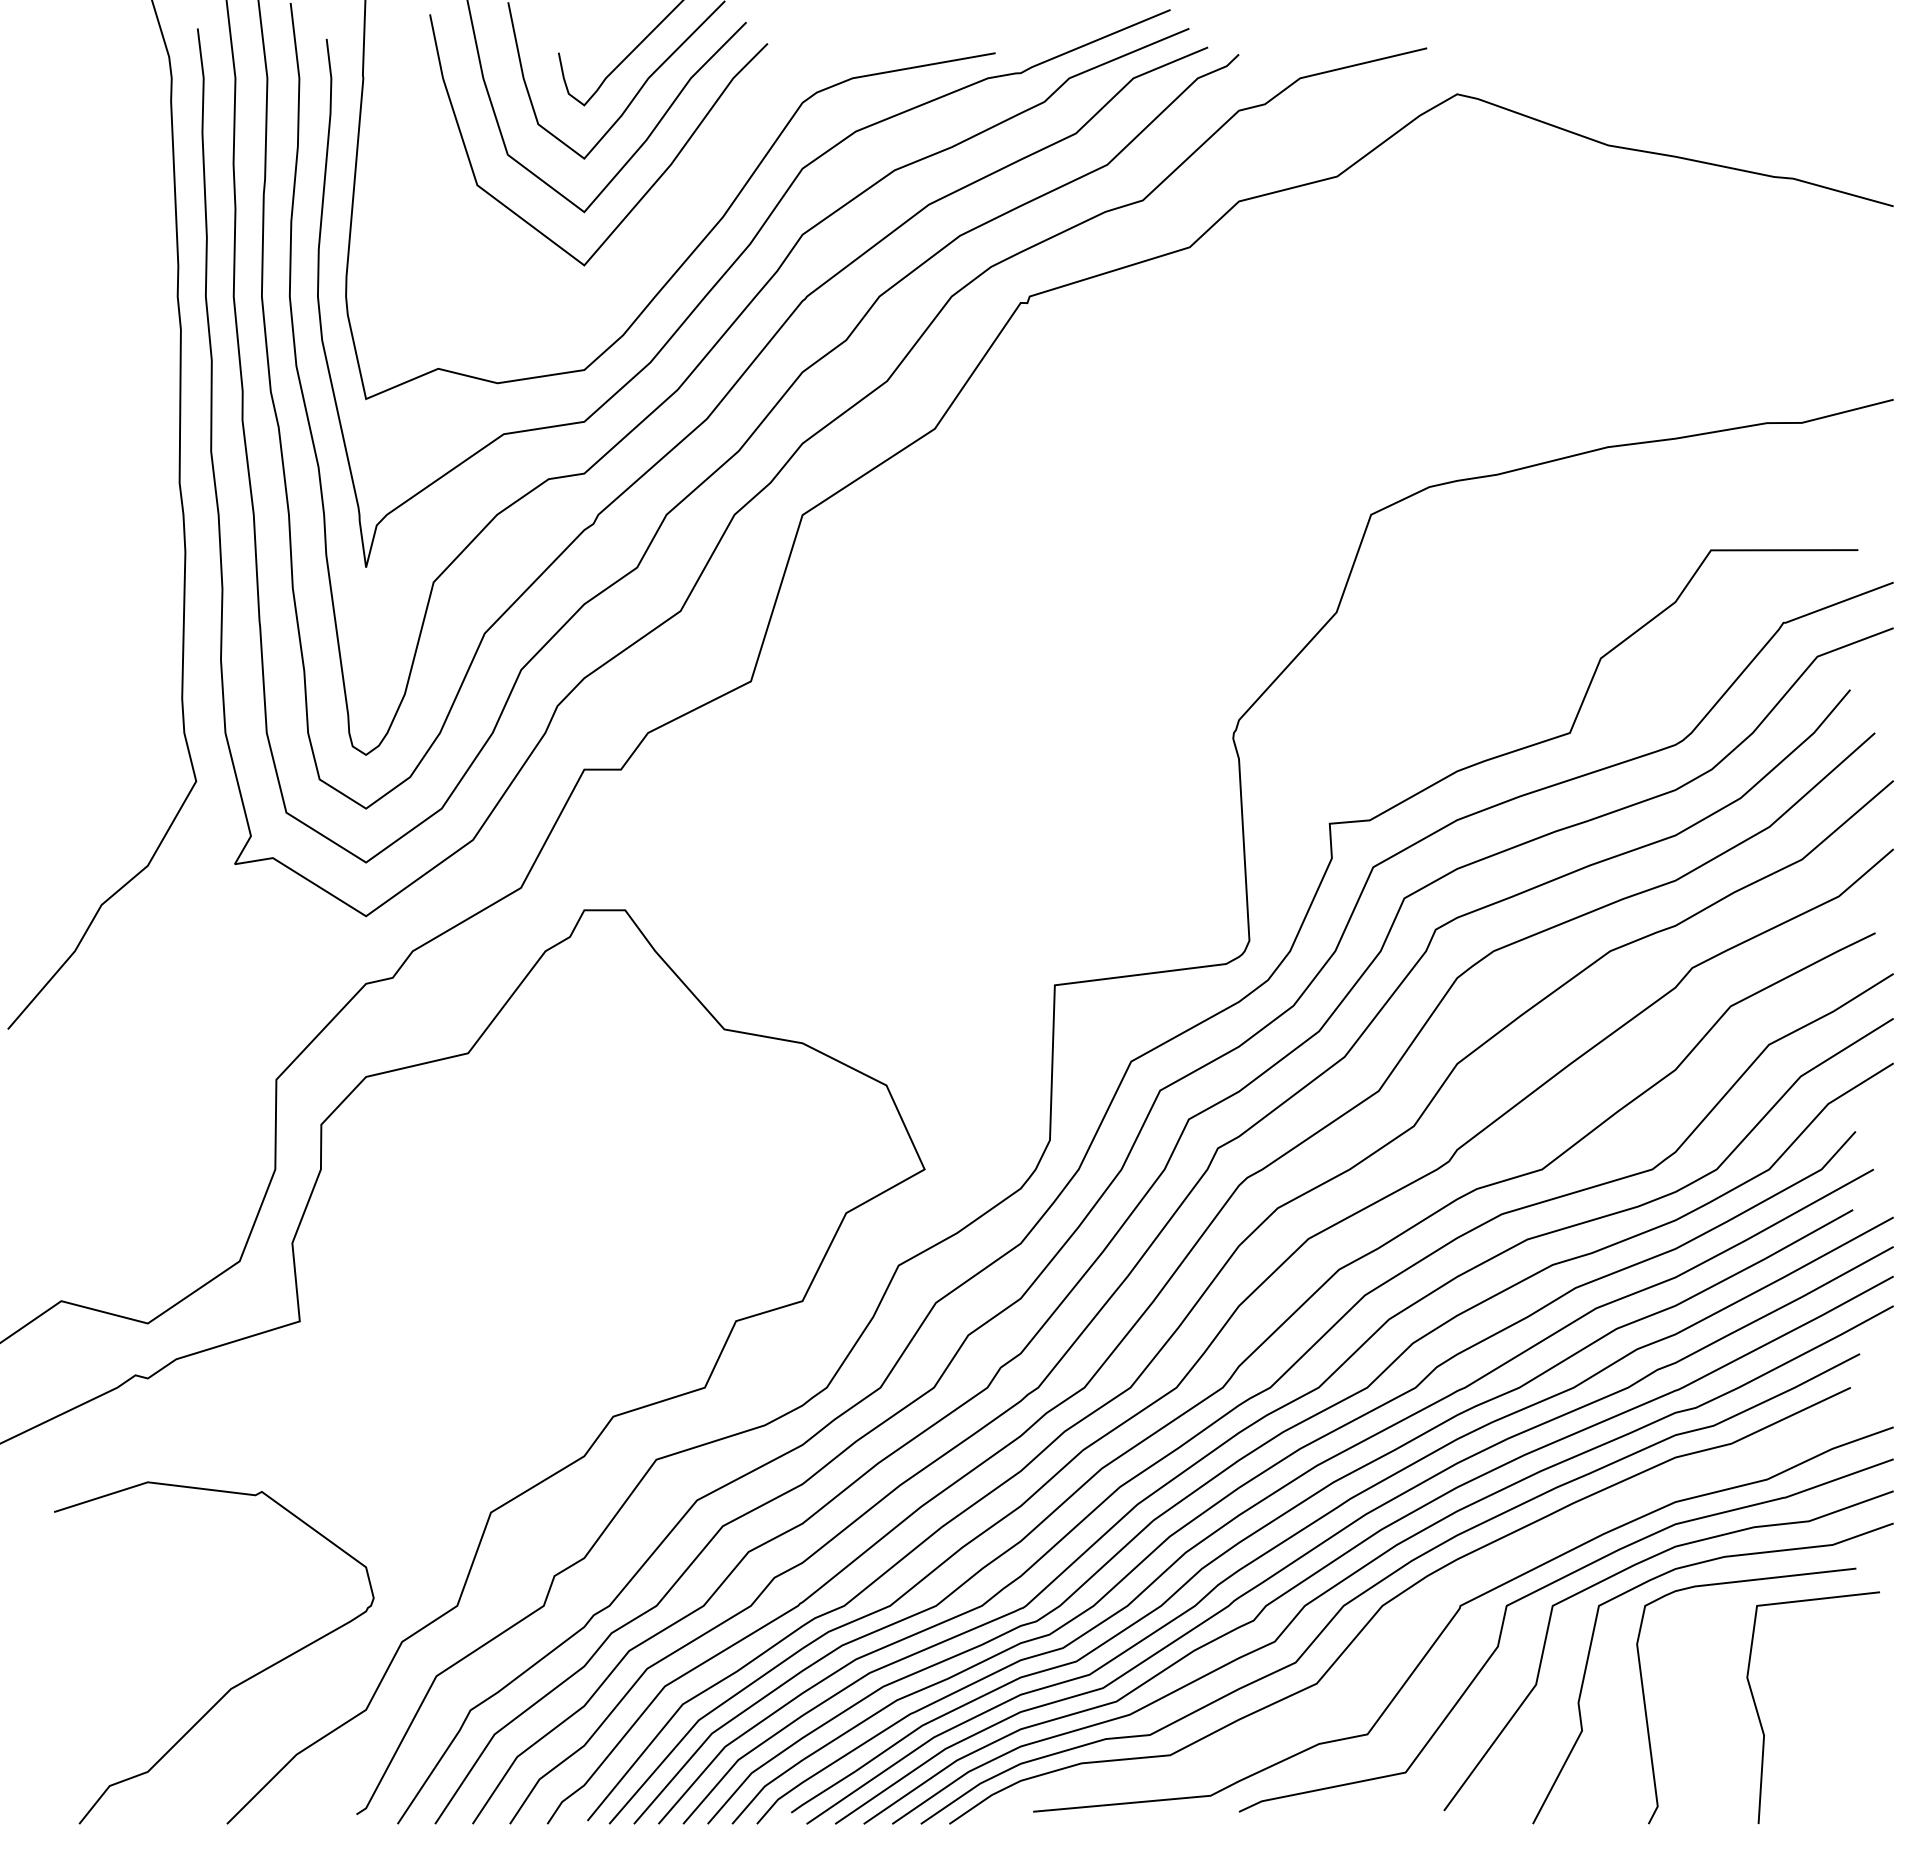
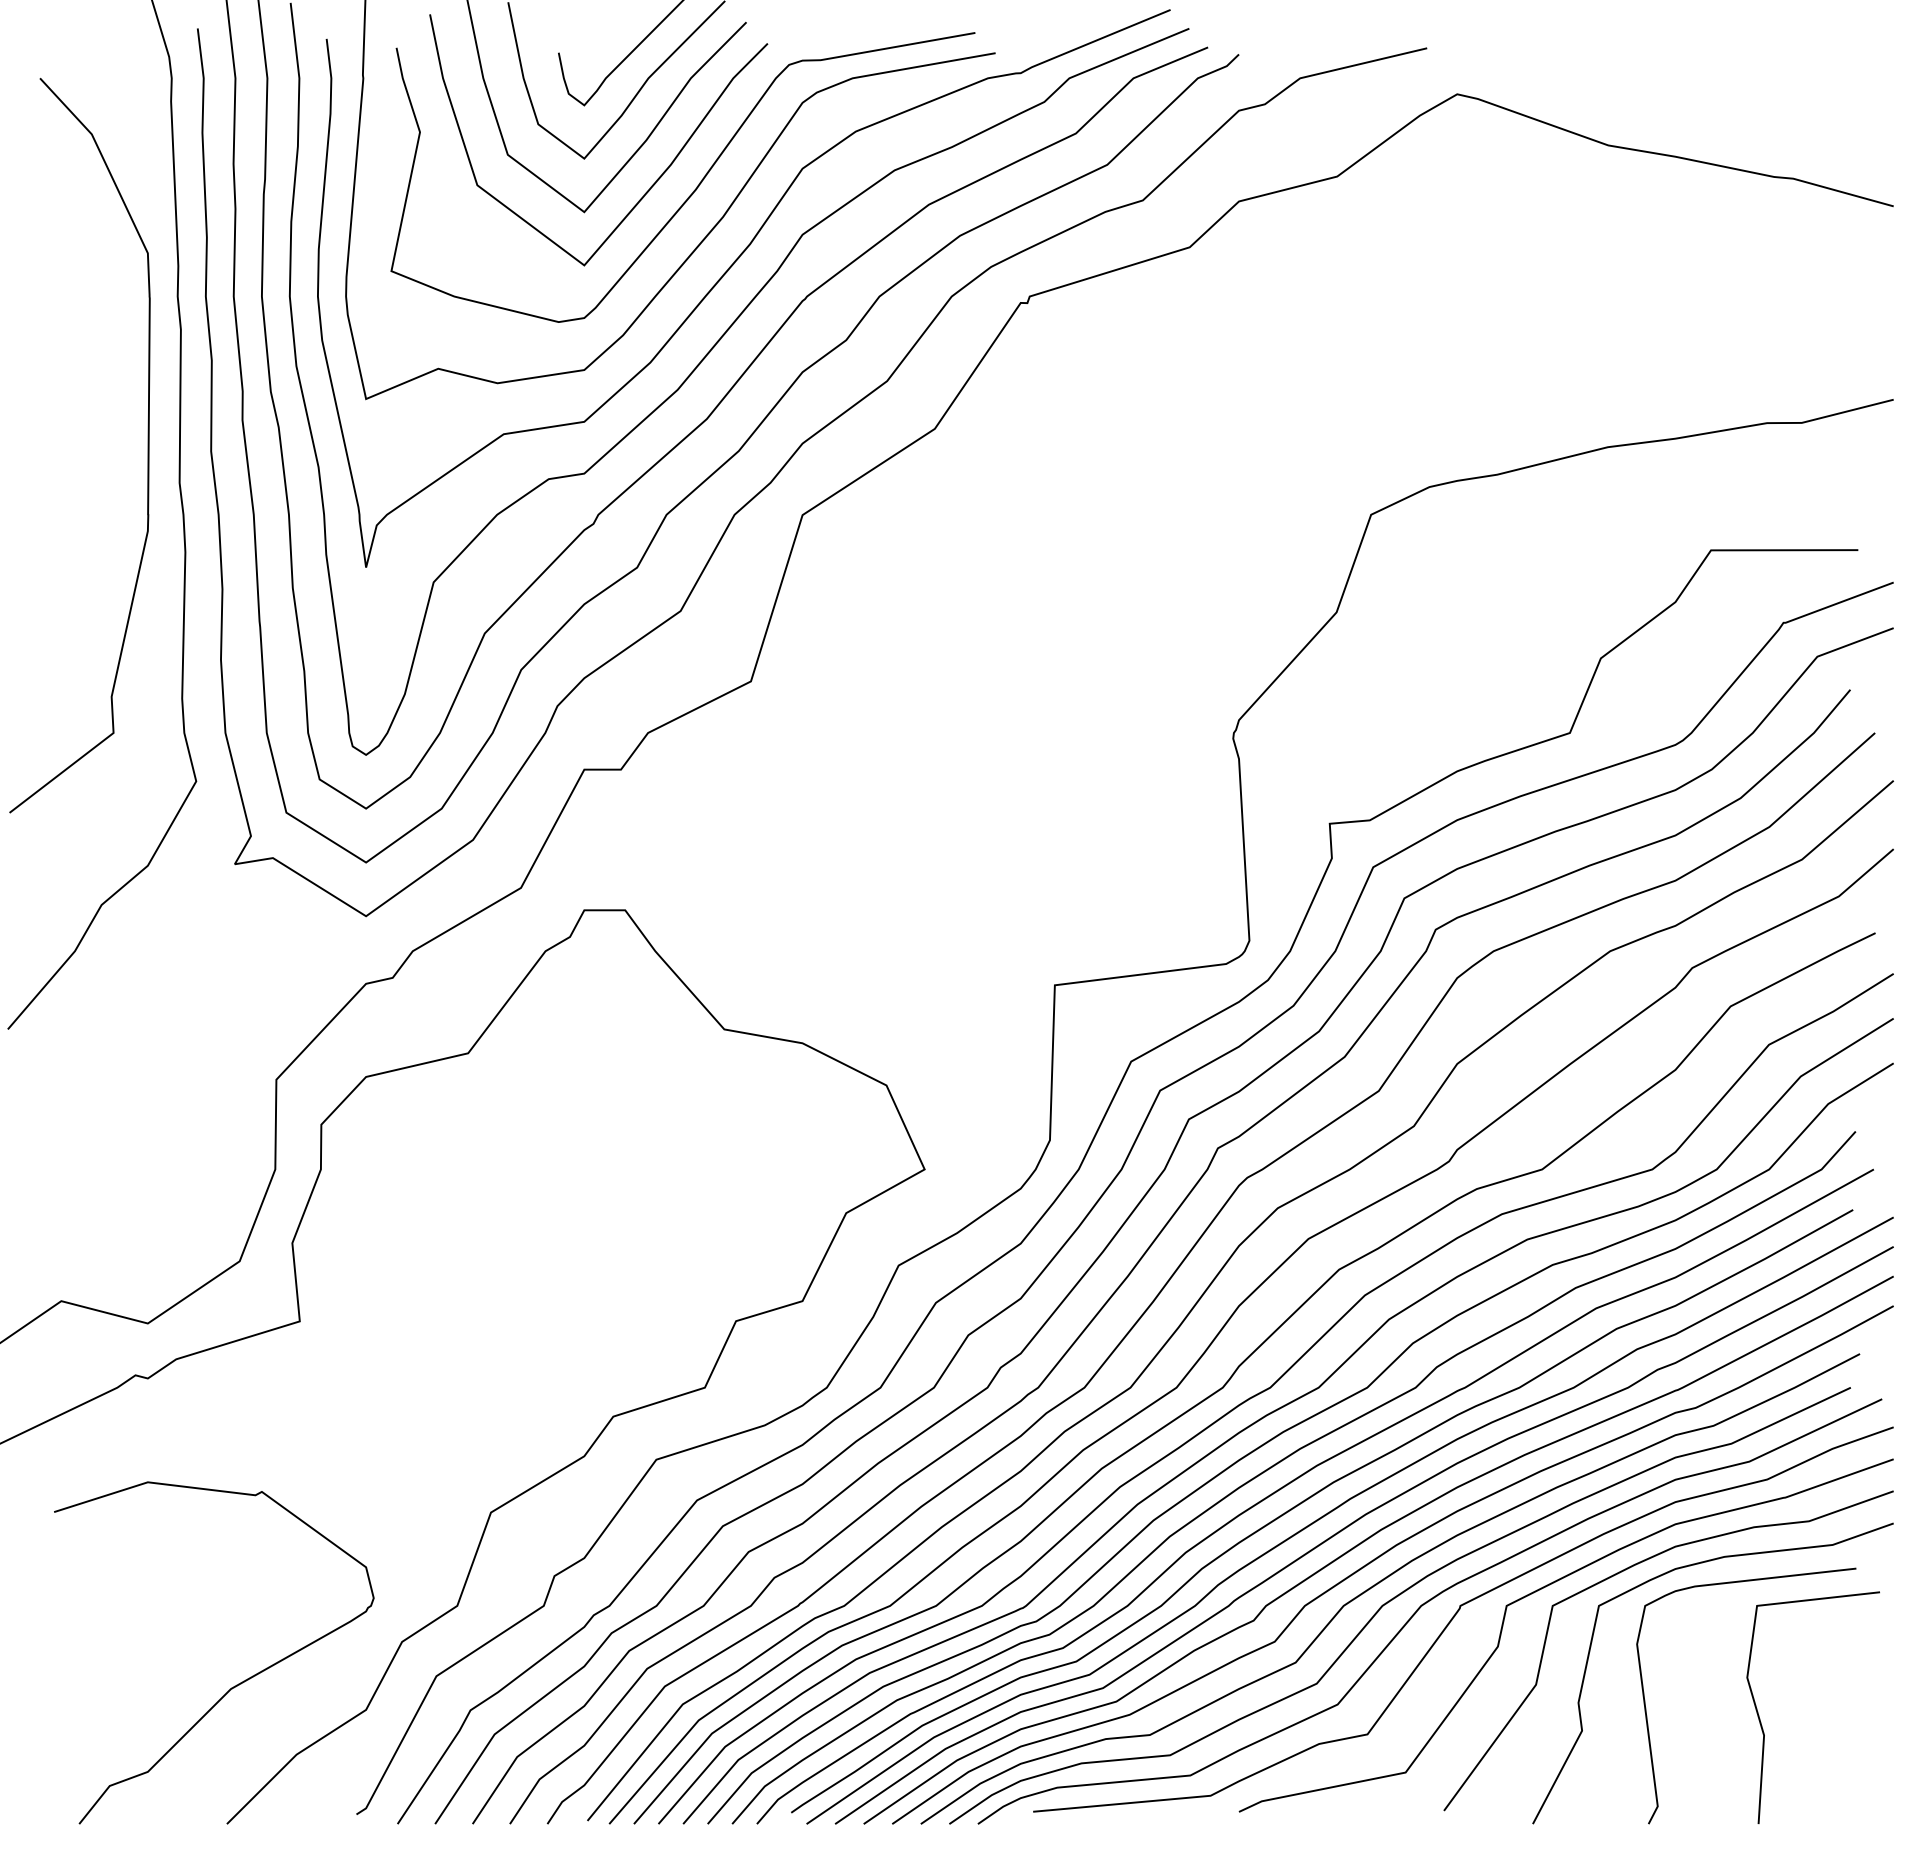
curve: none -> present (696, 186)
curve: none -> present (147, 445)
curve: none -> present (1425, 1604)
